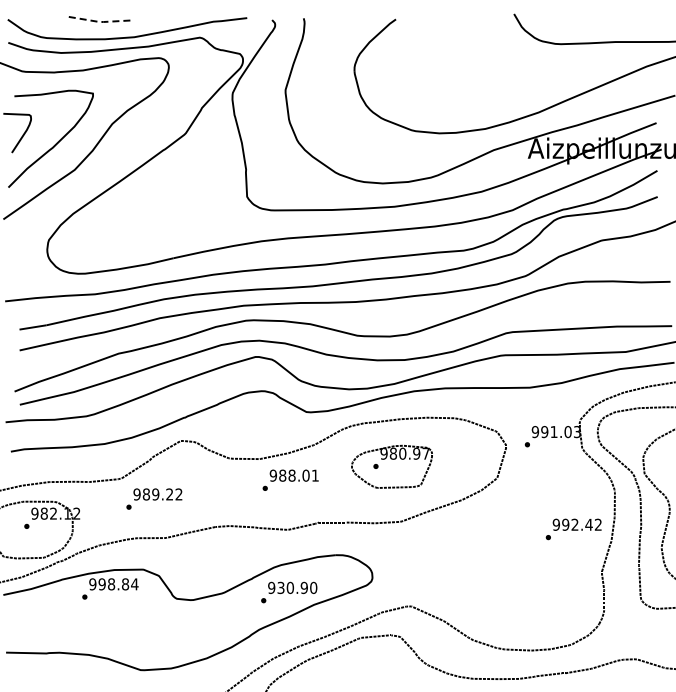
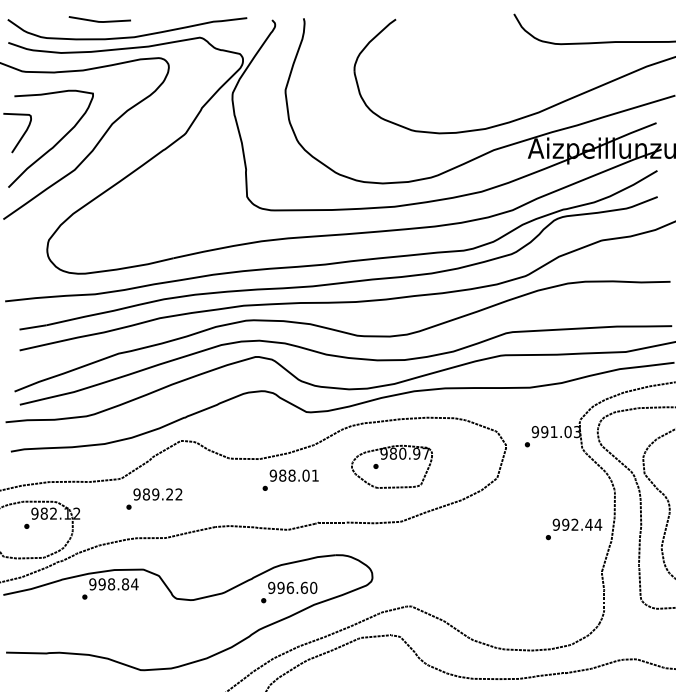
line: dashed -> solid (99, 21)
text: 992.42 -> 992.44 (598, 524)
text: 930.90 -> 996.60 (292, 587)
